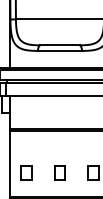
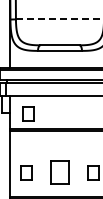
line: solid -> dashed (59, 19)
part: none -> present (28, 113)
part size: 12x16 px -> 20x25 px (59, 172)
